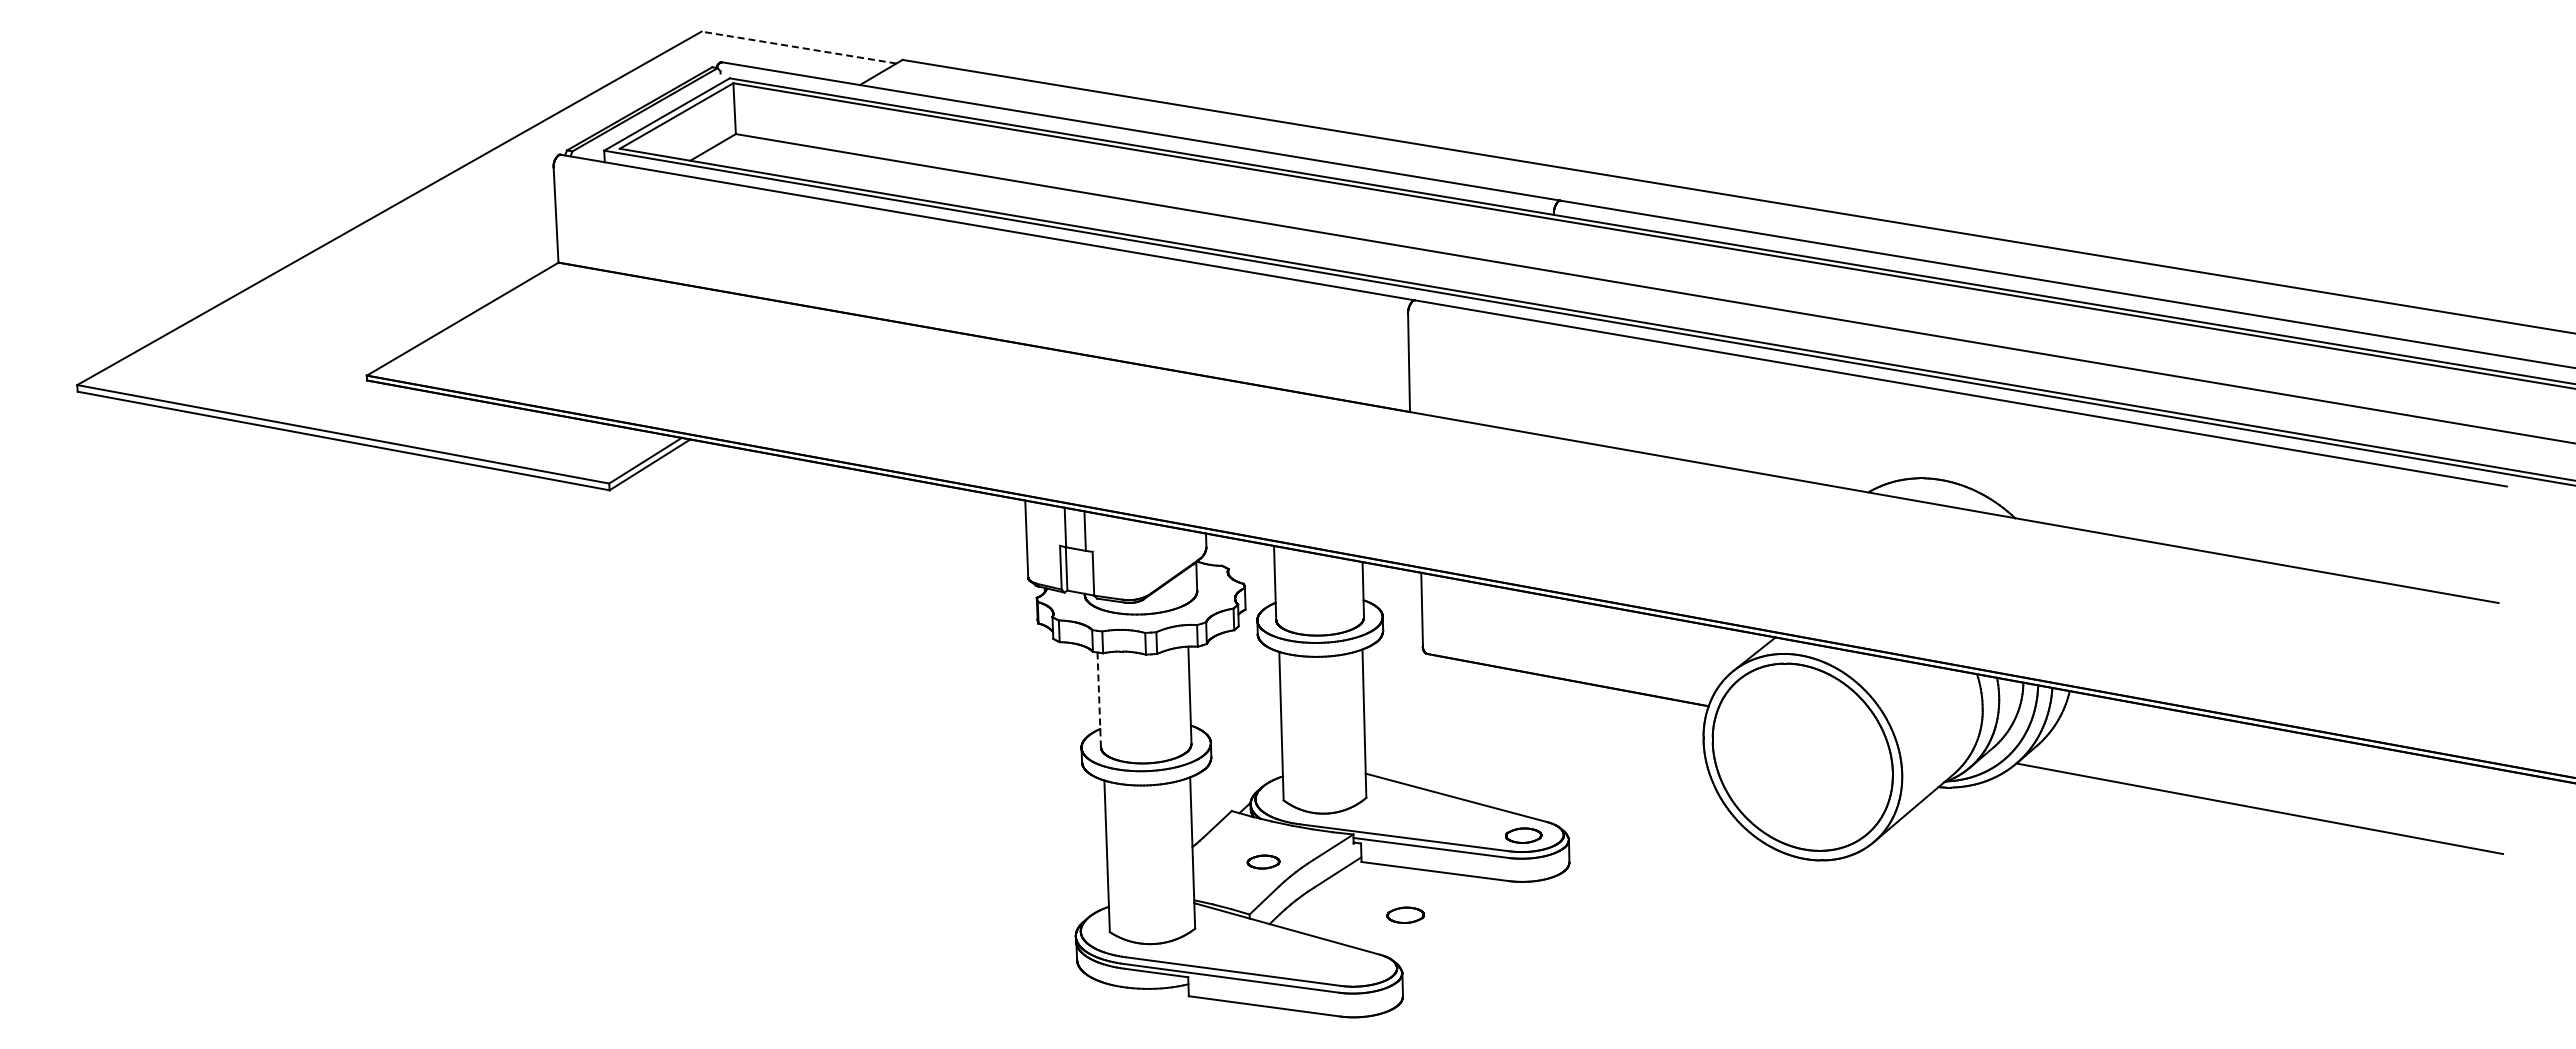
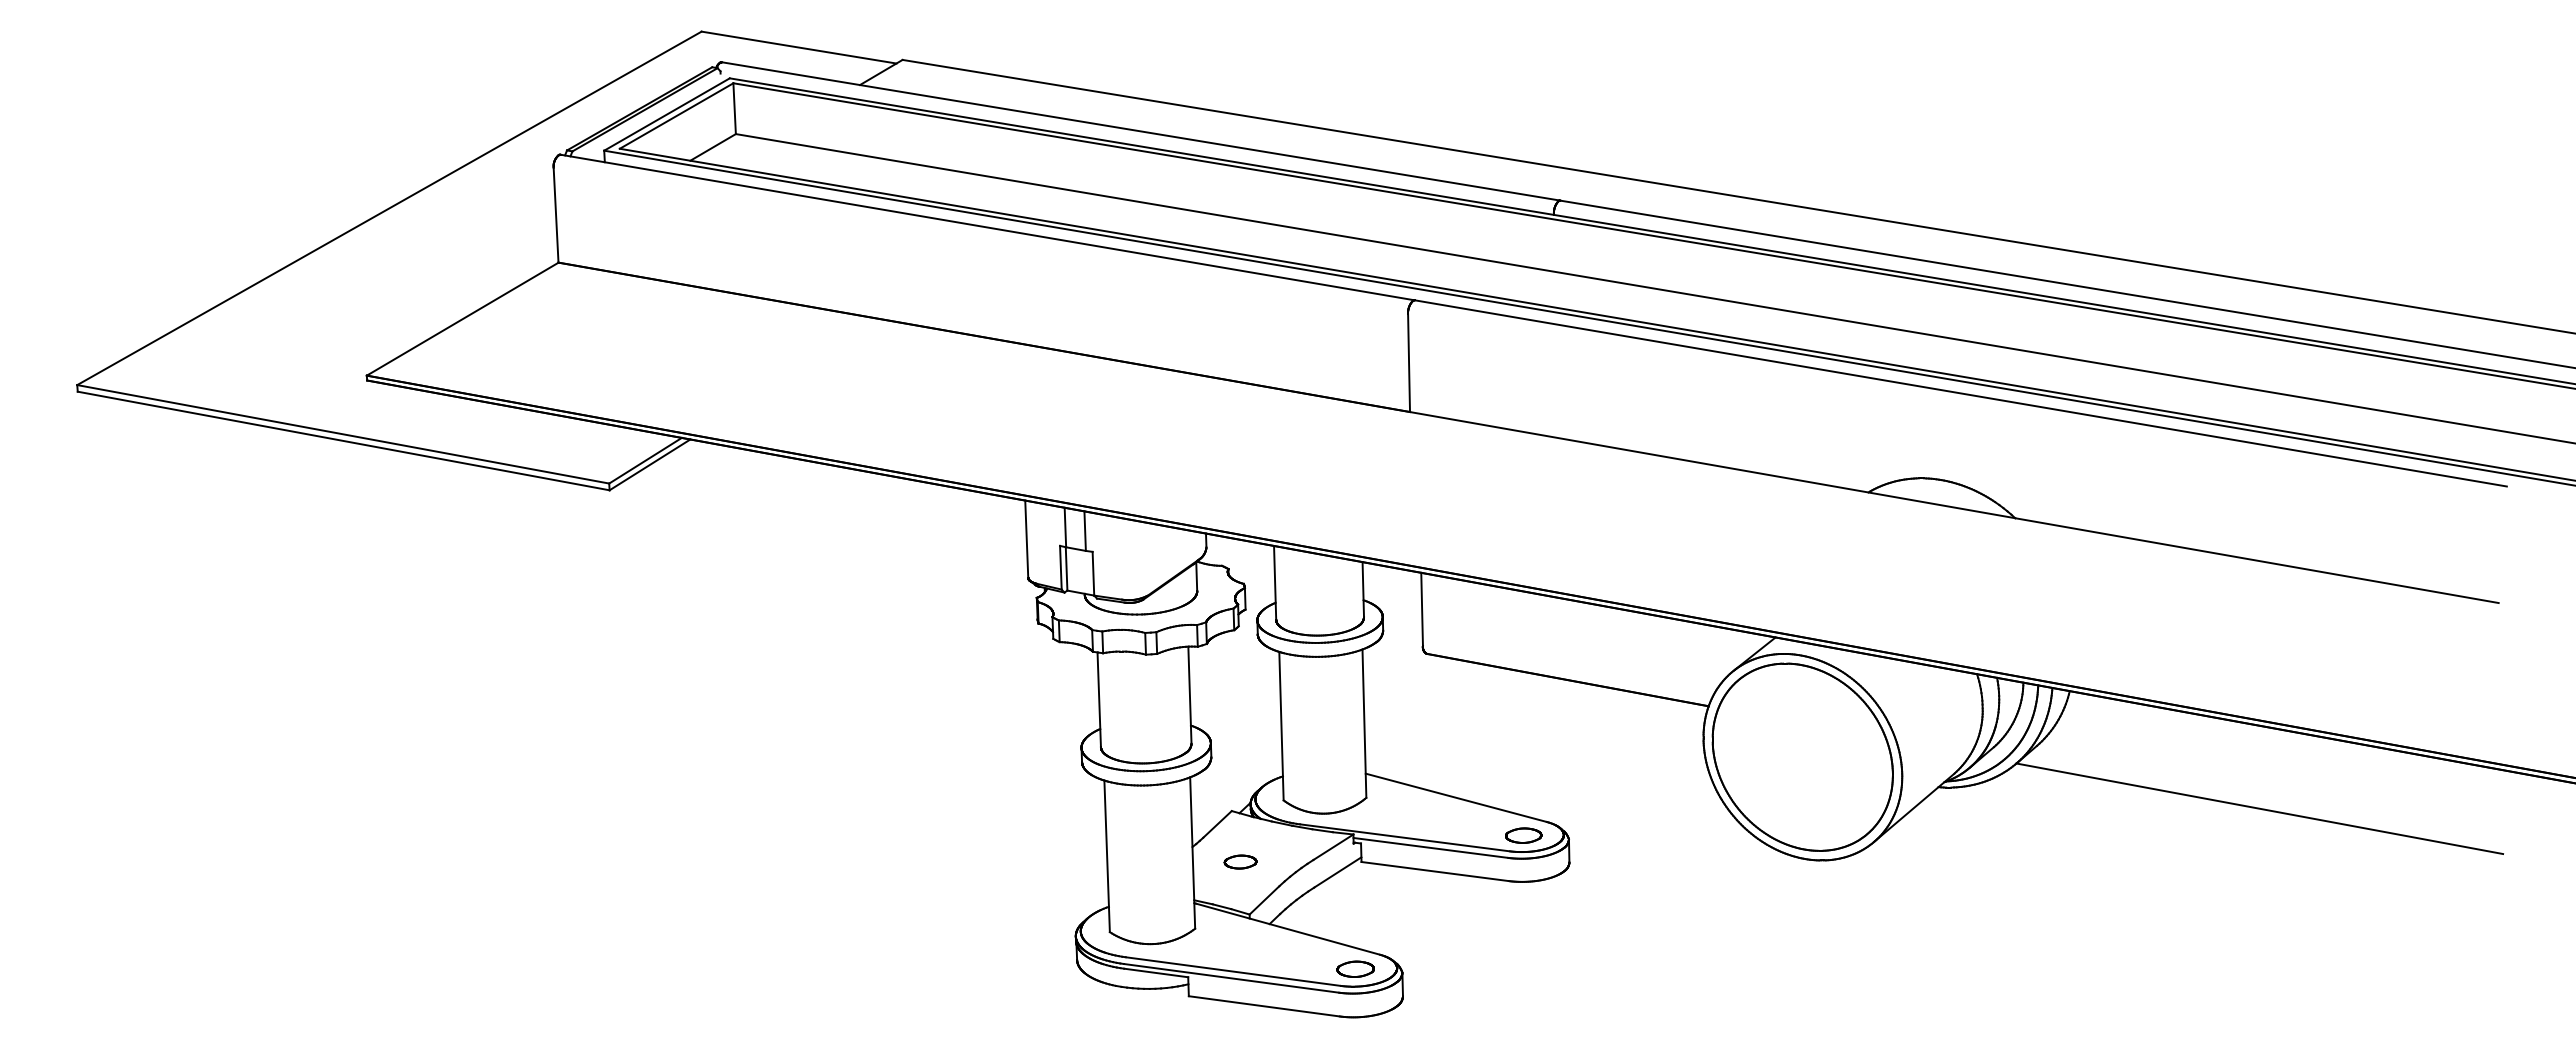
line: dashed -> solid (799, 47)
line: dashed -> solid (1099, 700)
part position: (1263, 861) -> (1240, 861) (1240, 861)
part position: (1405, 914) -> (1355, 968) (1355, 968)
